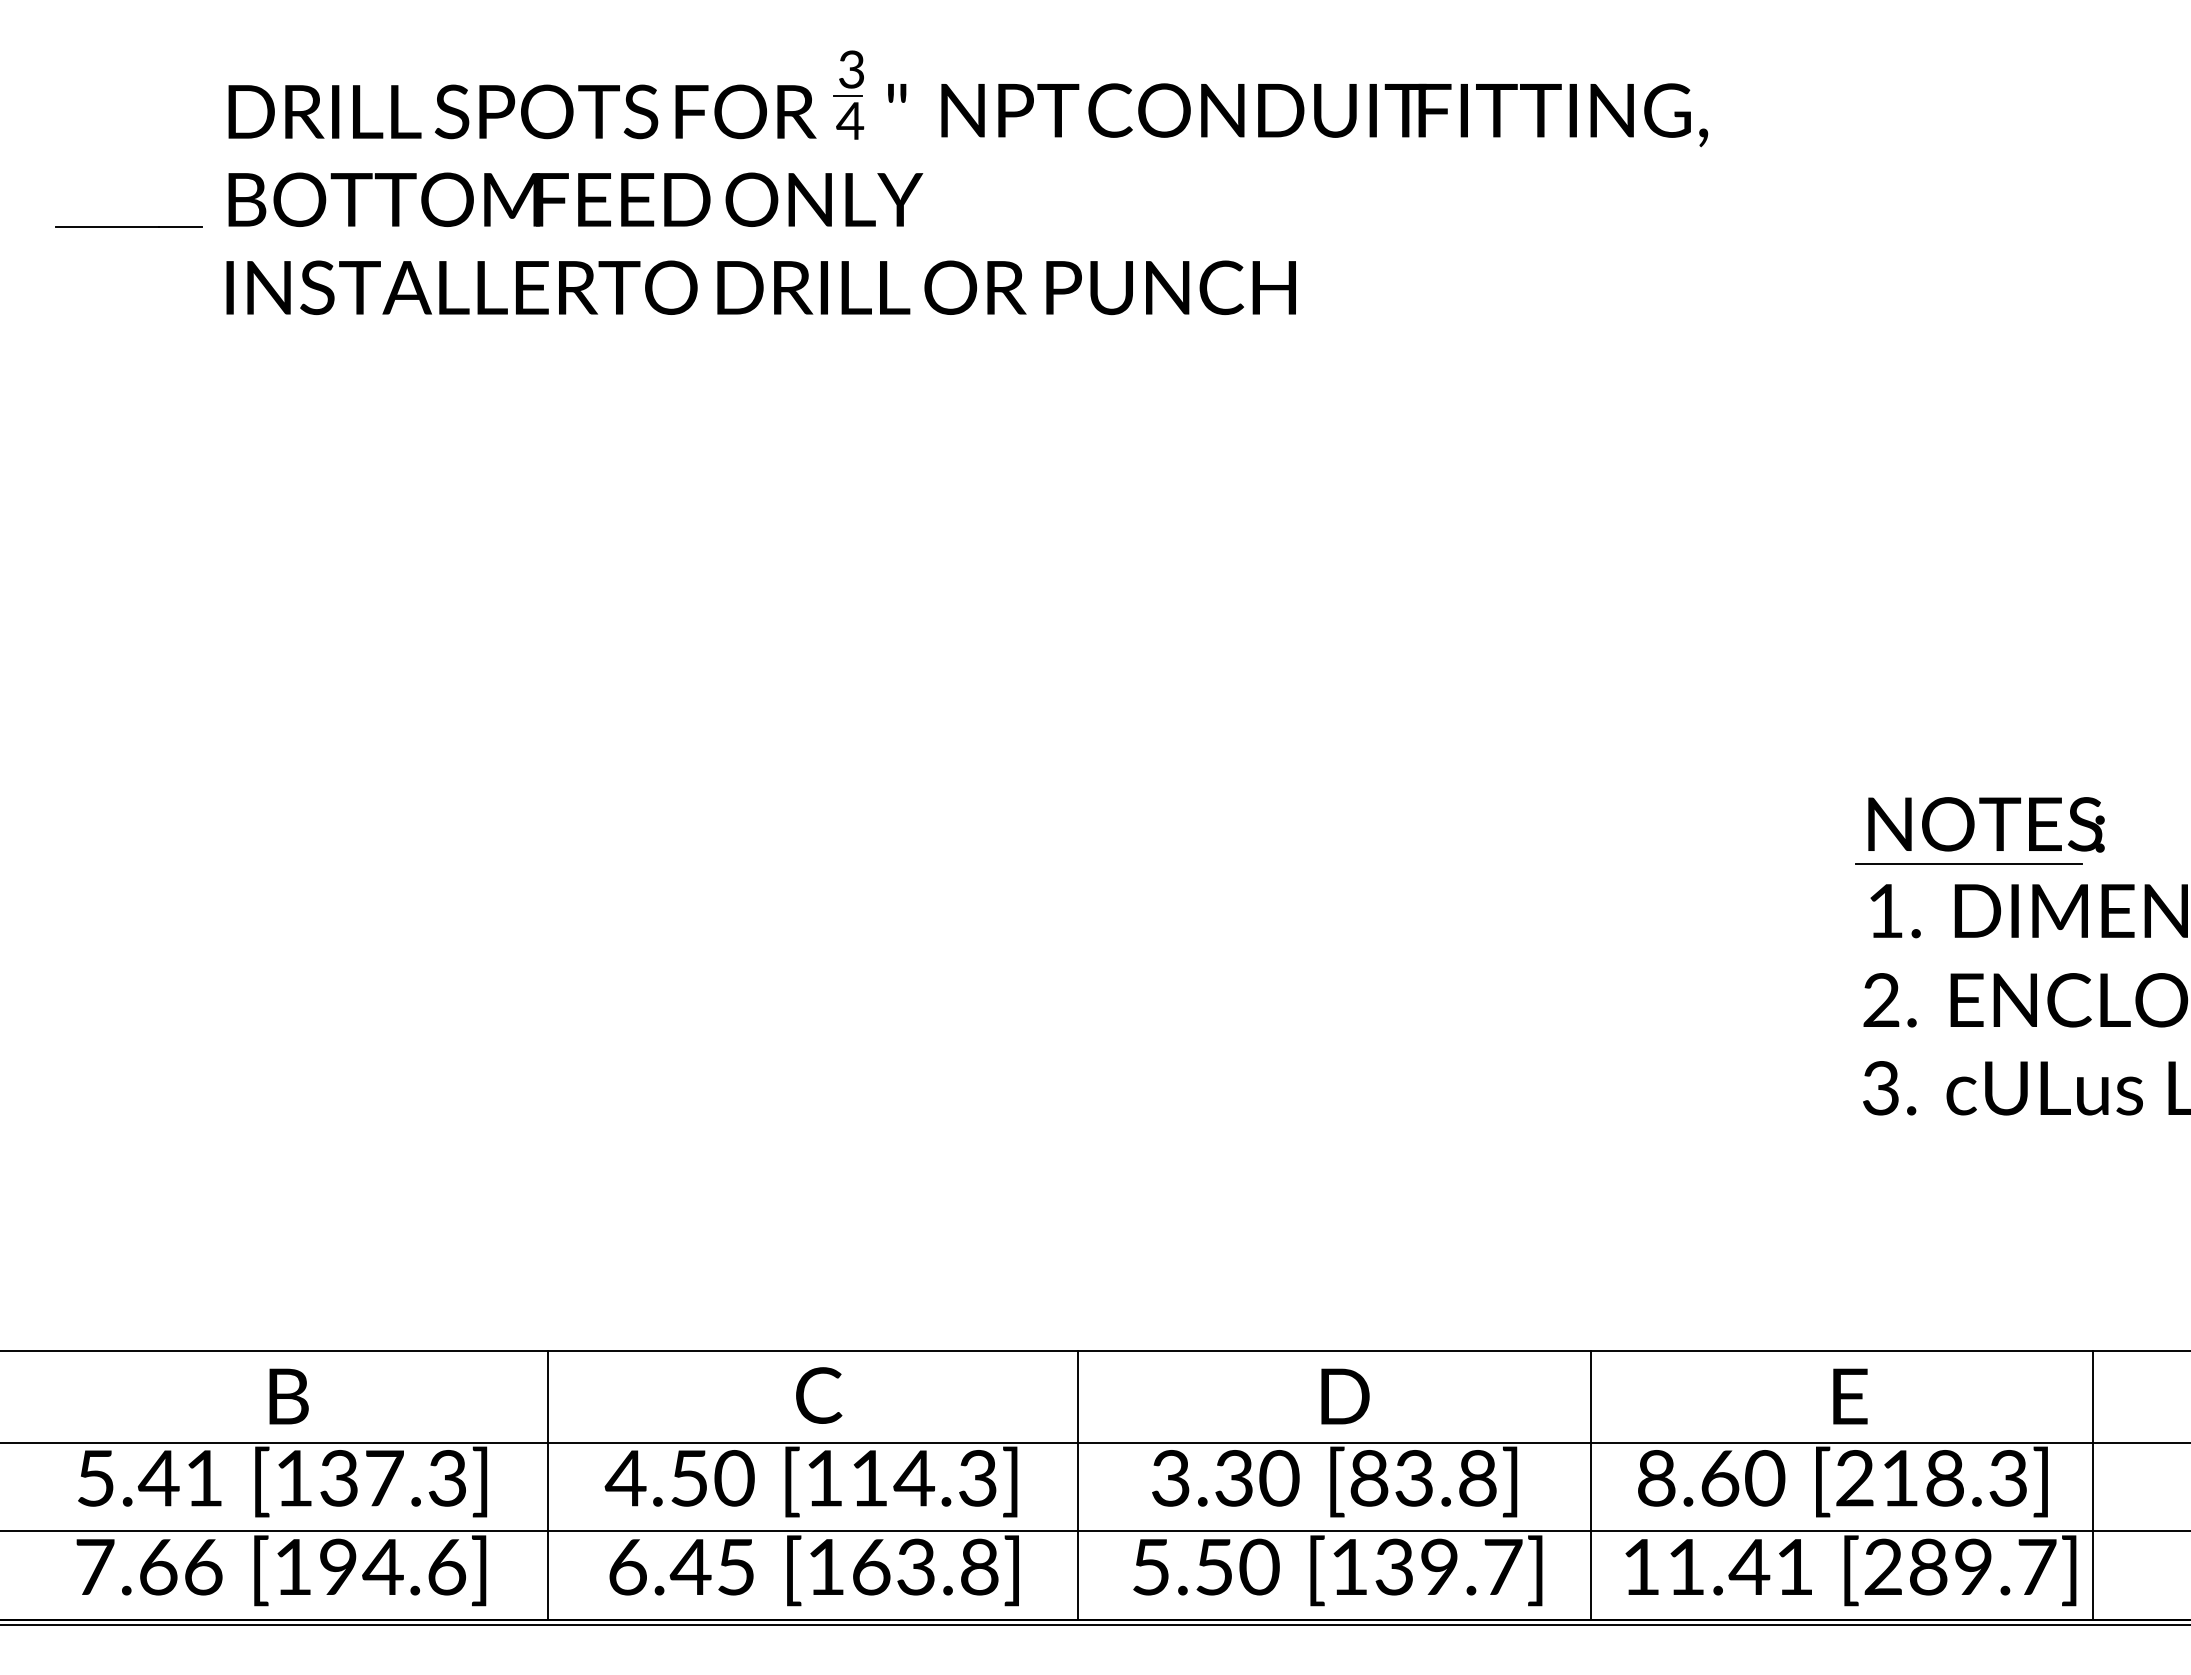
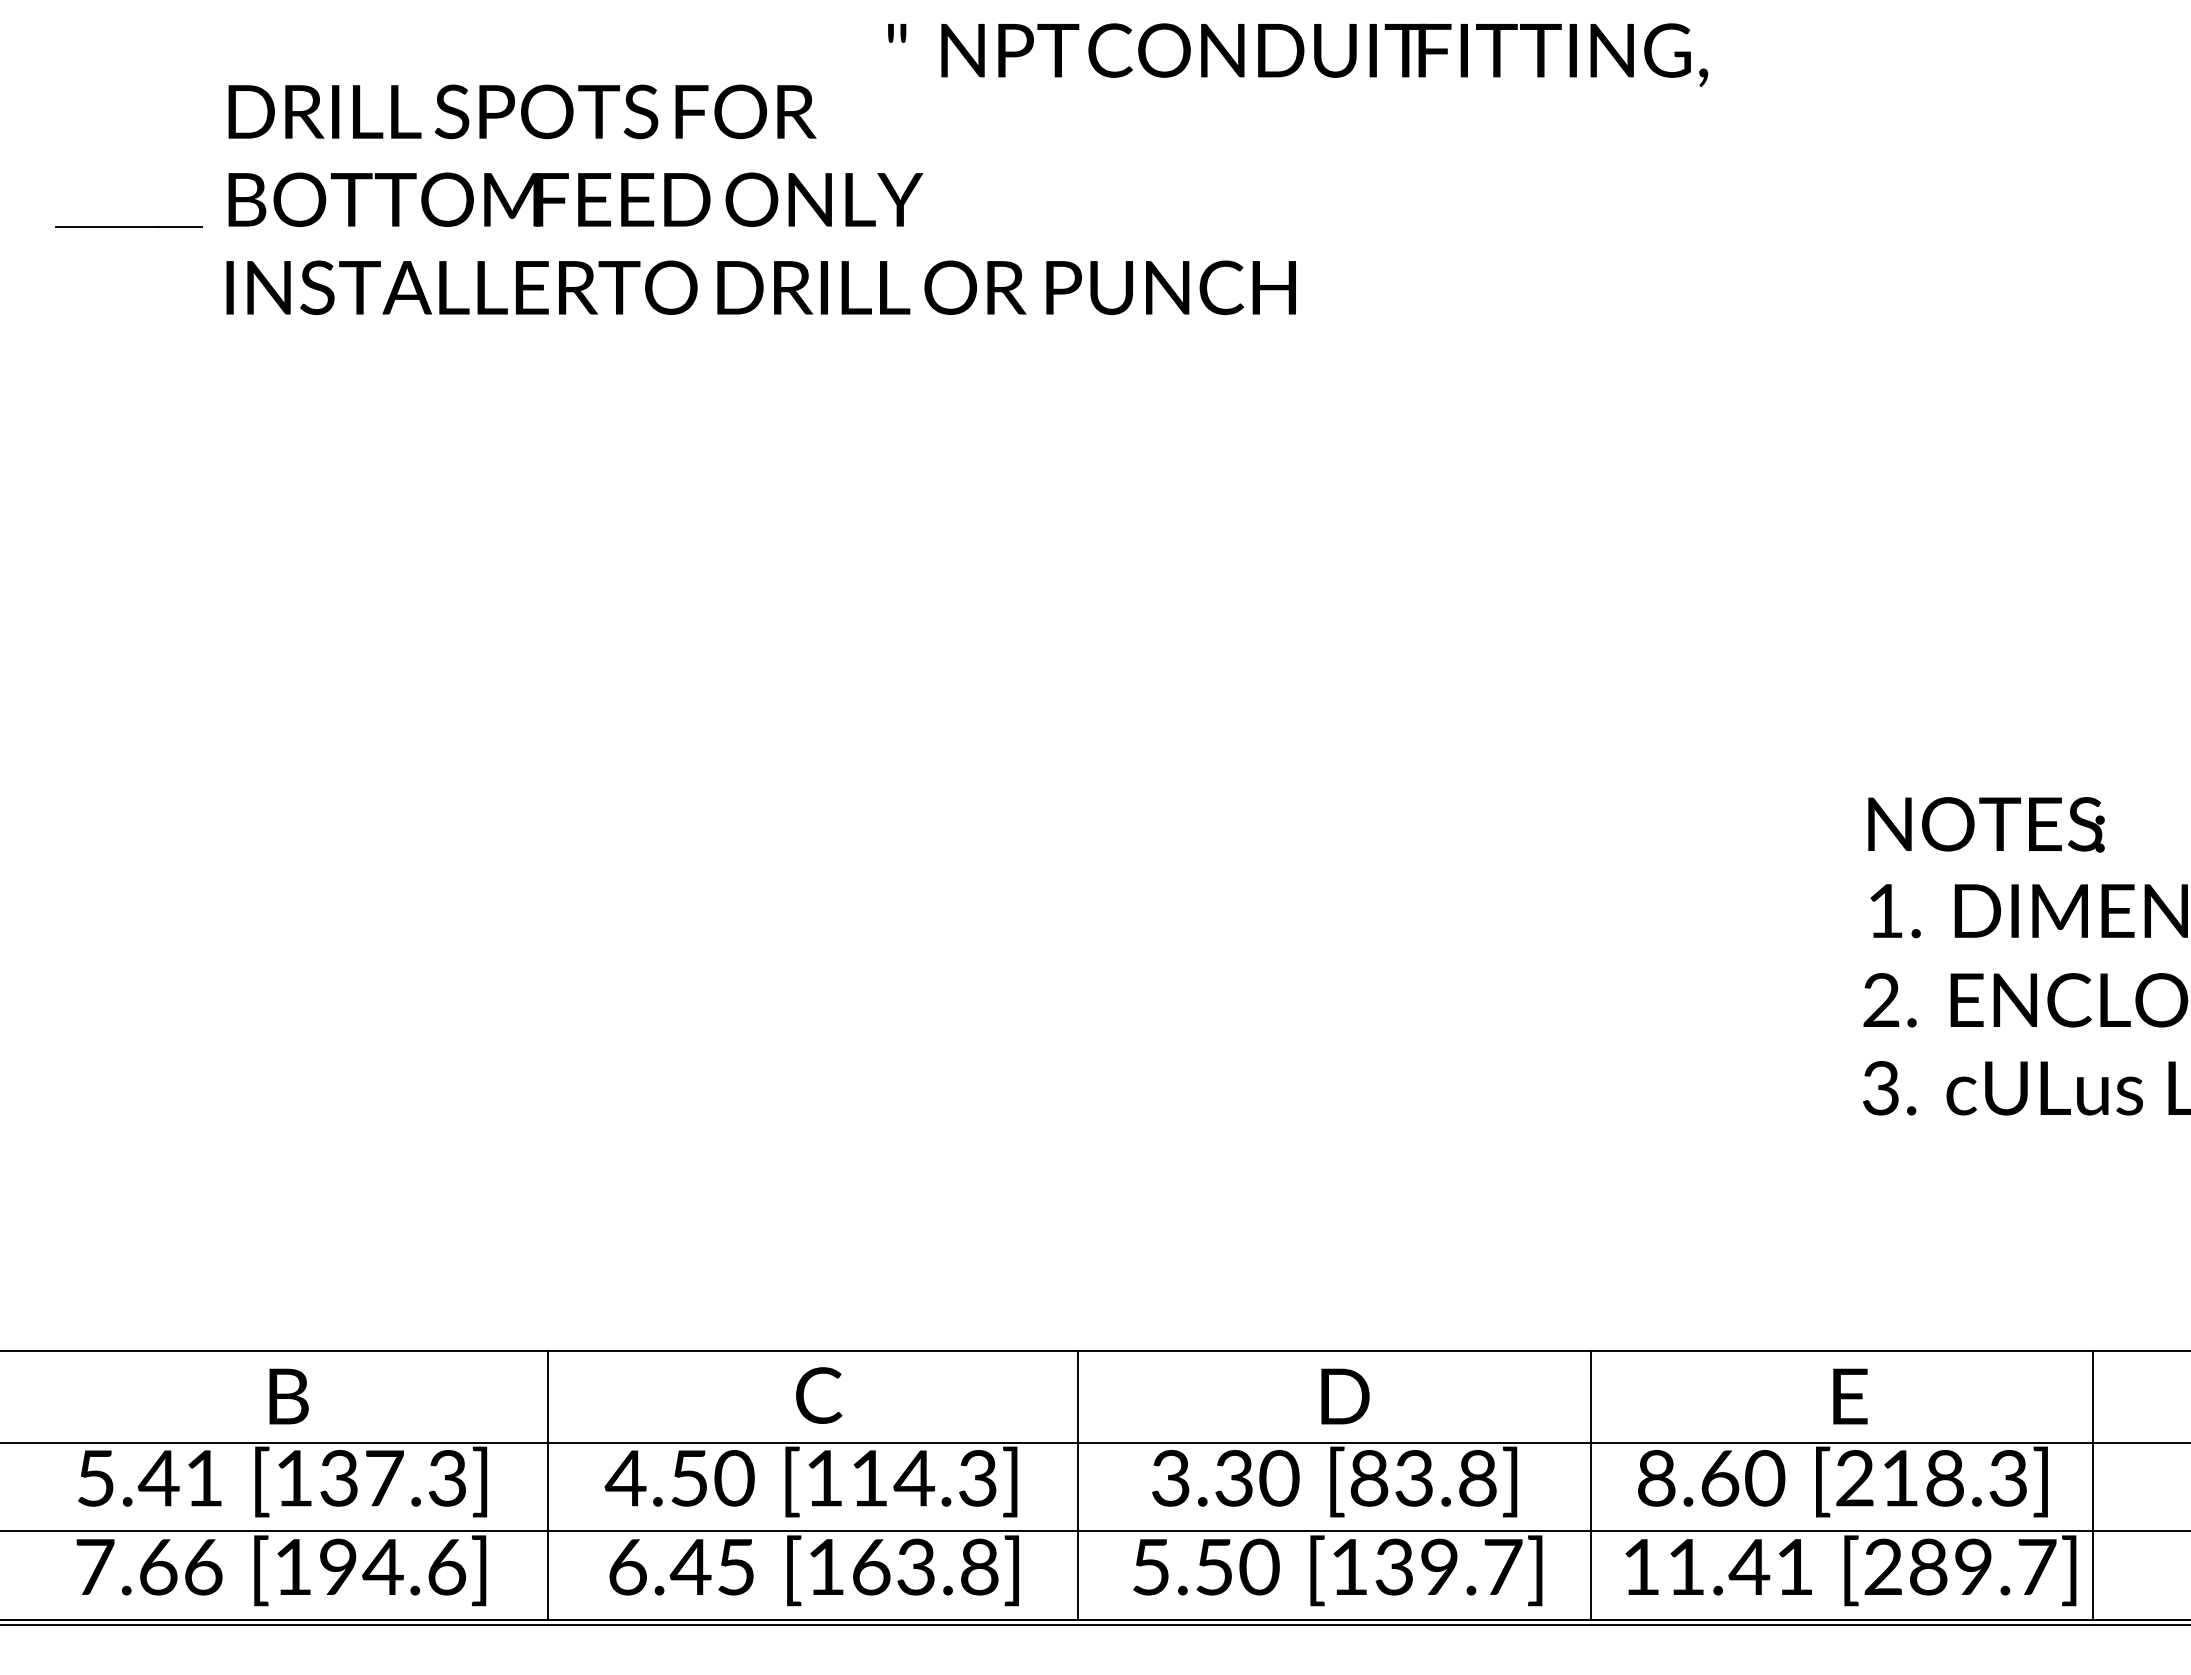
part: present -> none (848, 94)
text position: (1298, 115) -> (1298, 55) (1298, 55)
line: present -> none (1969, 864)
